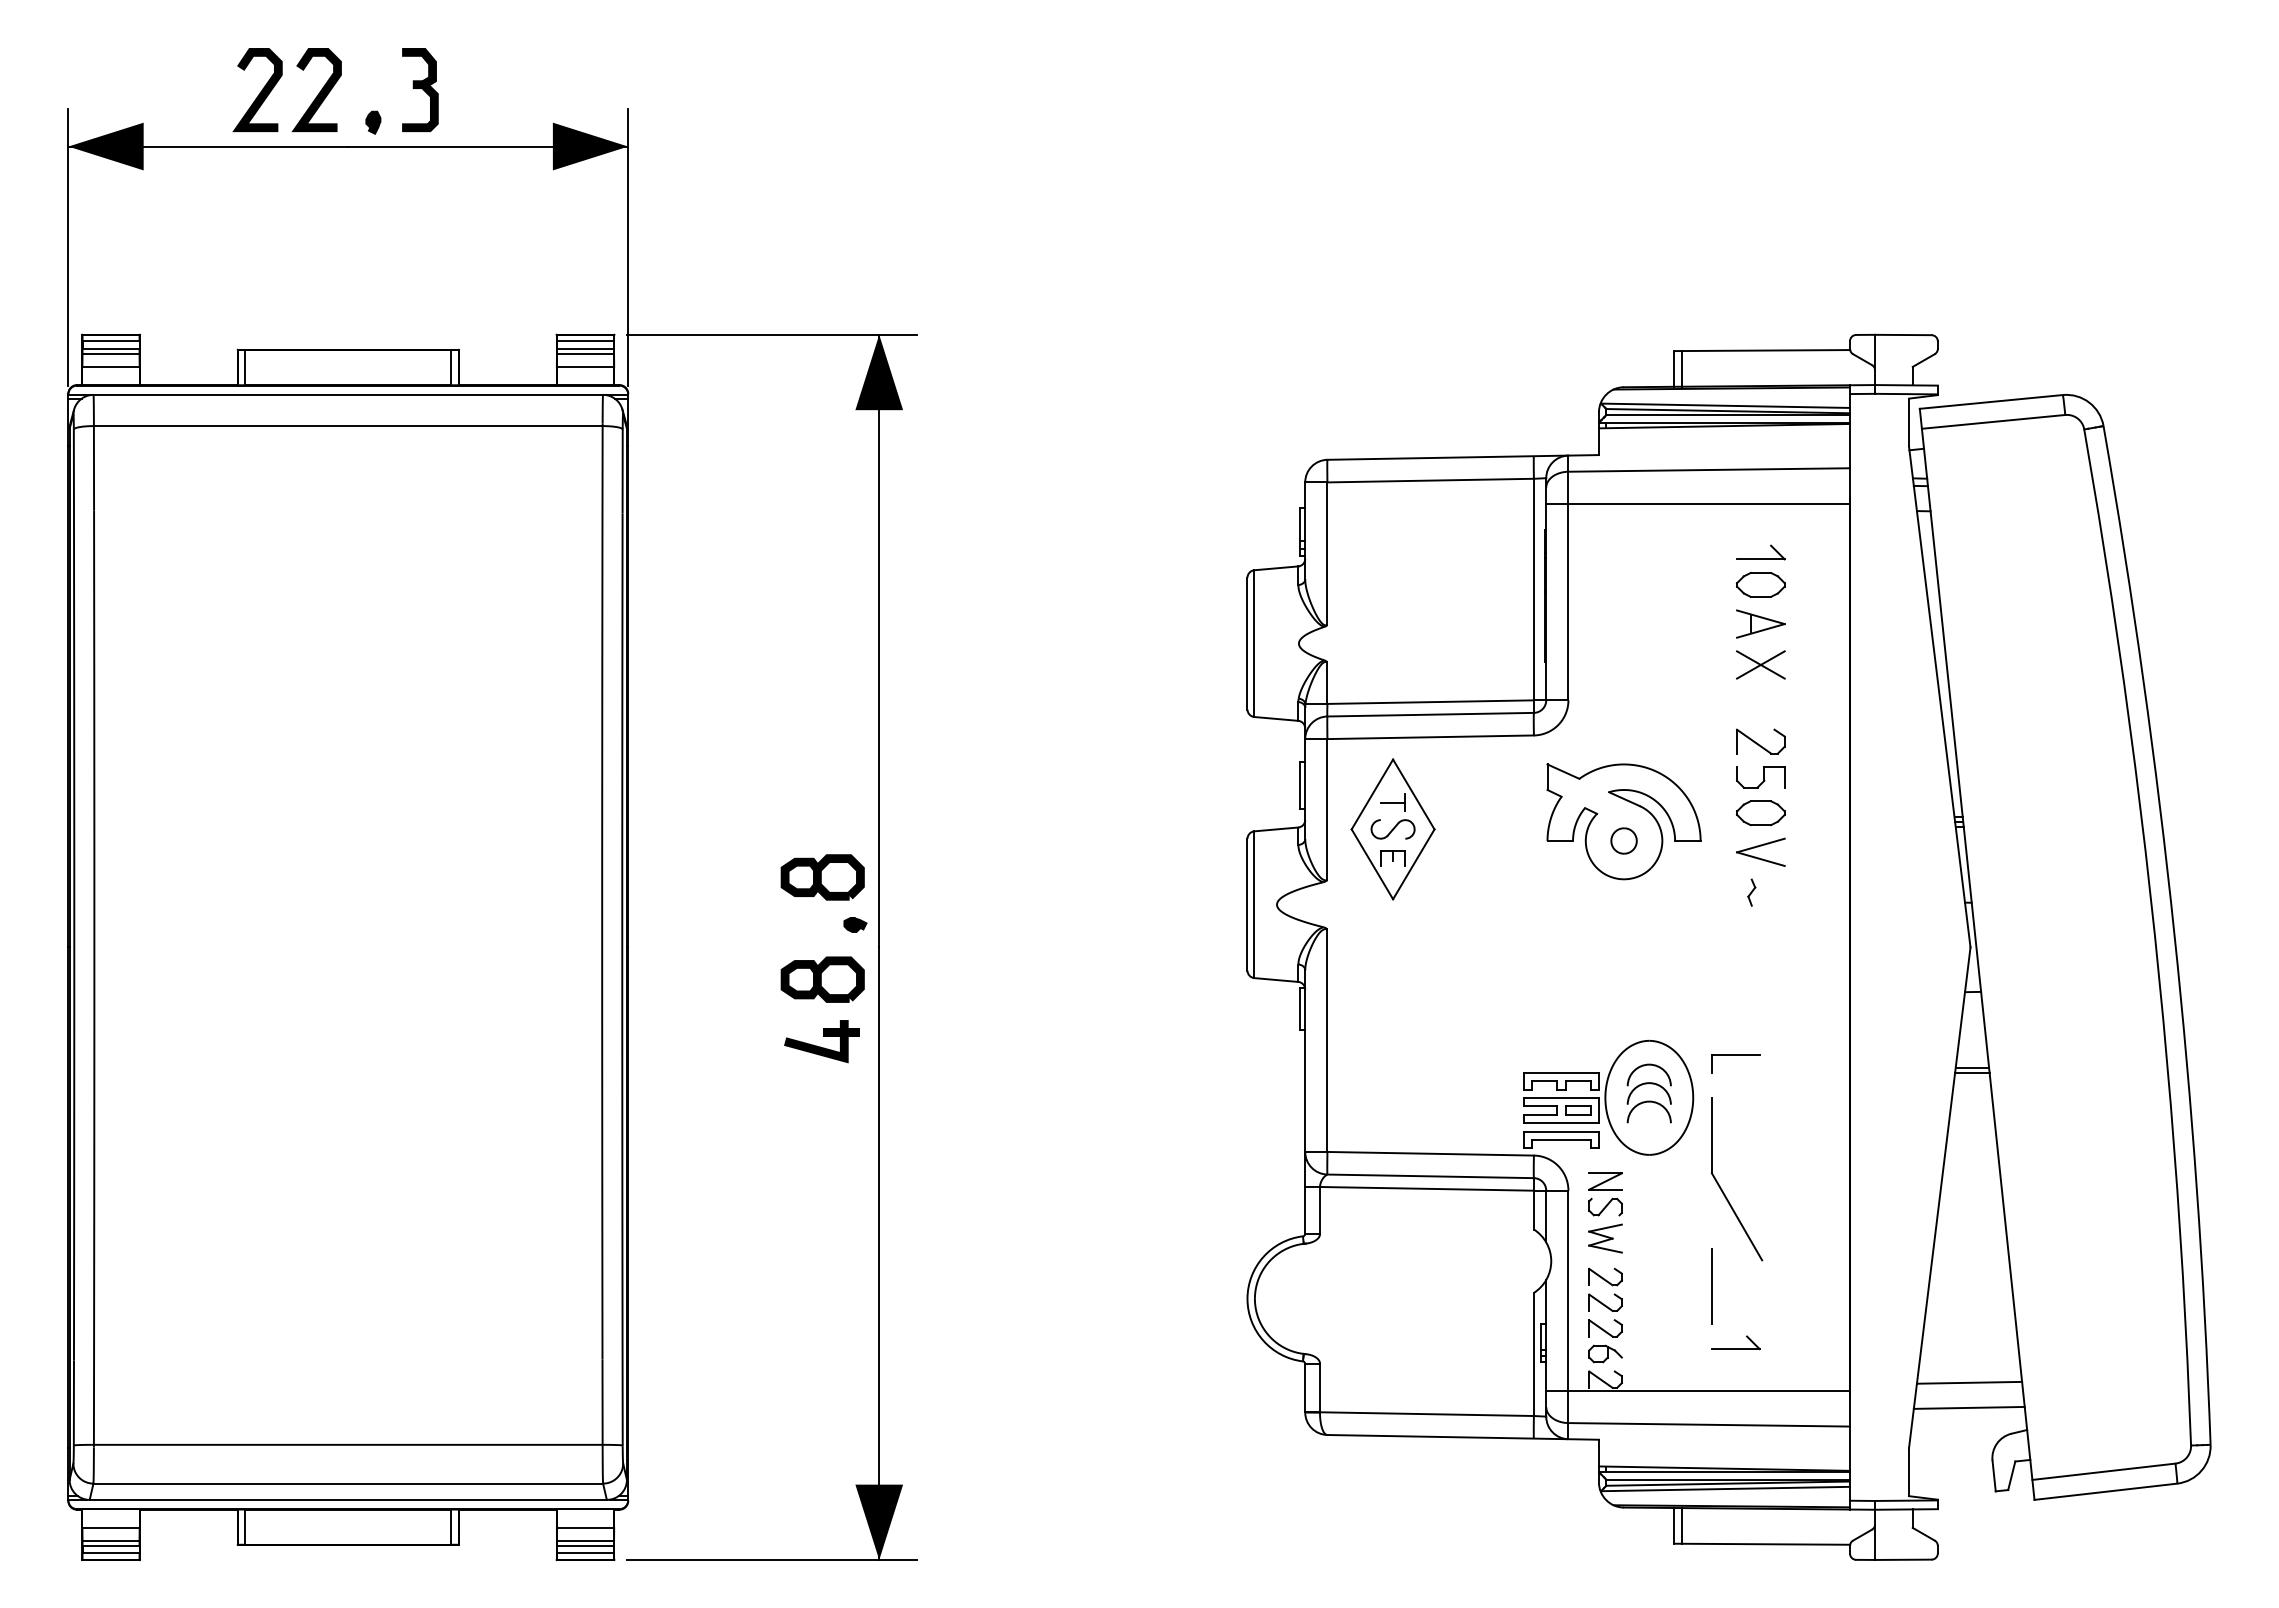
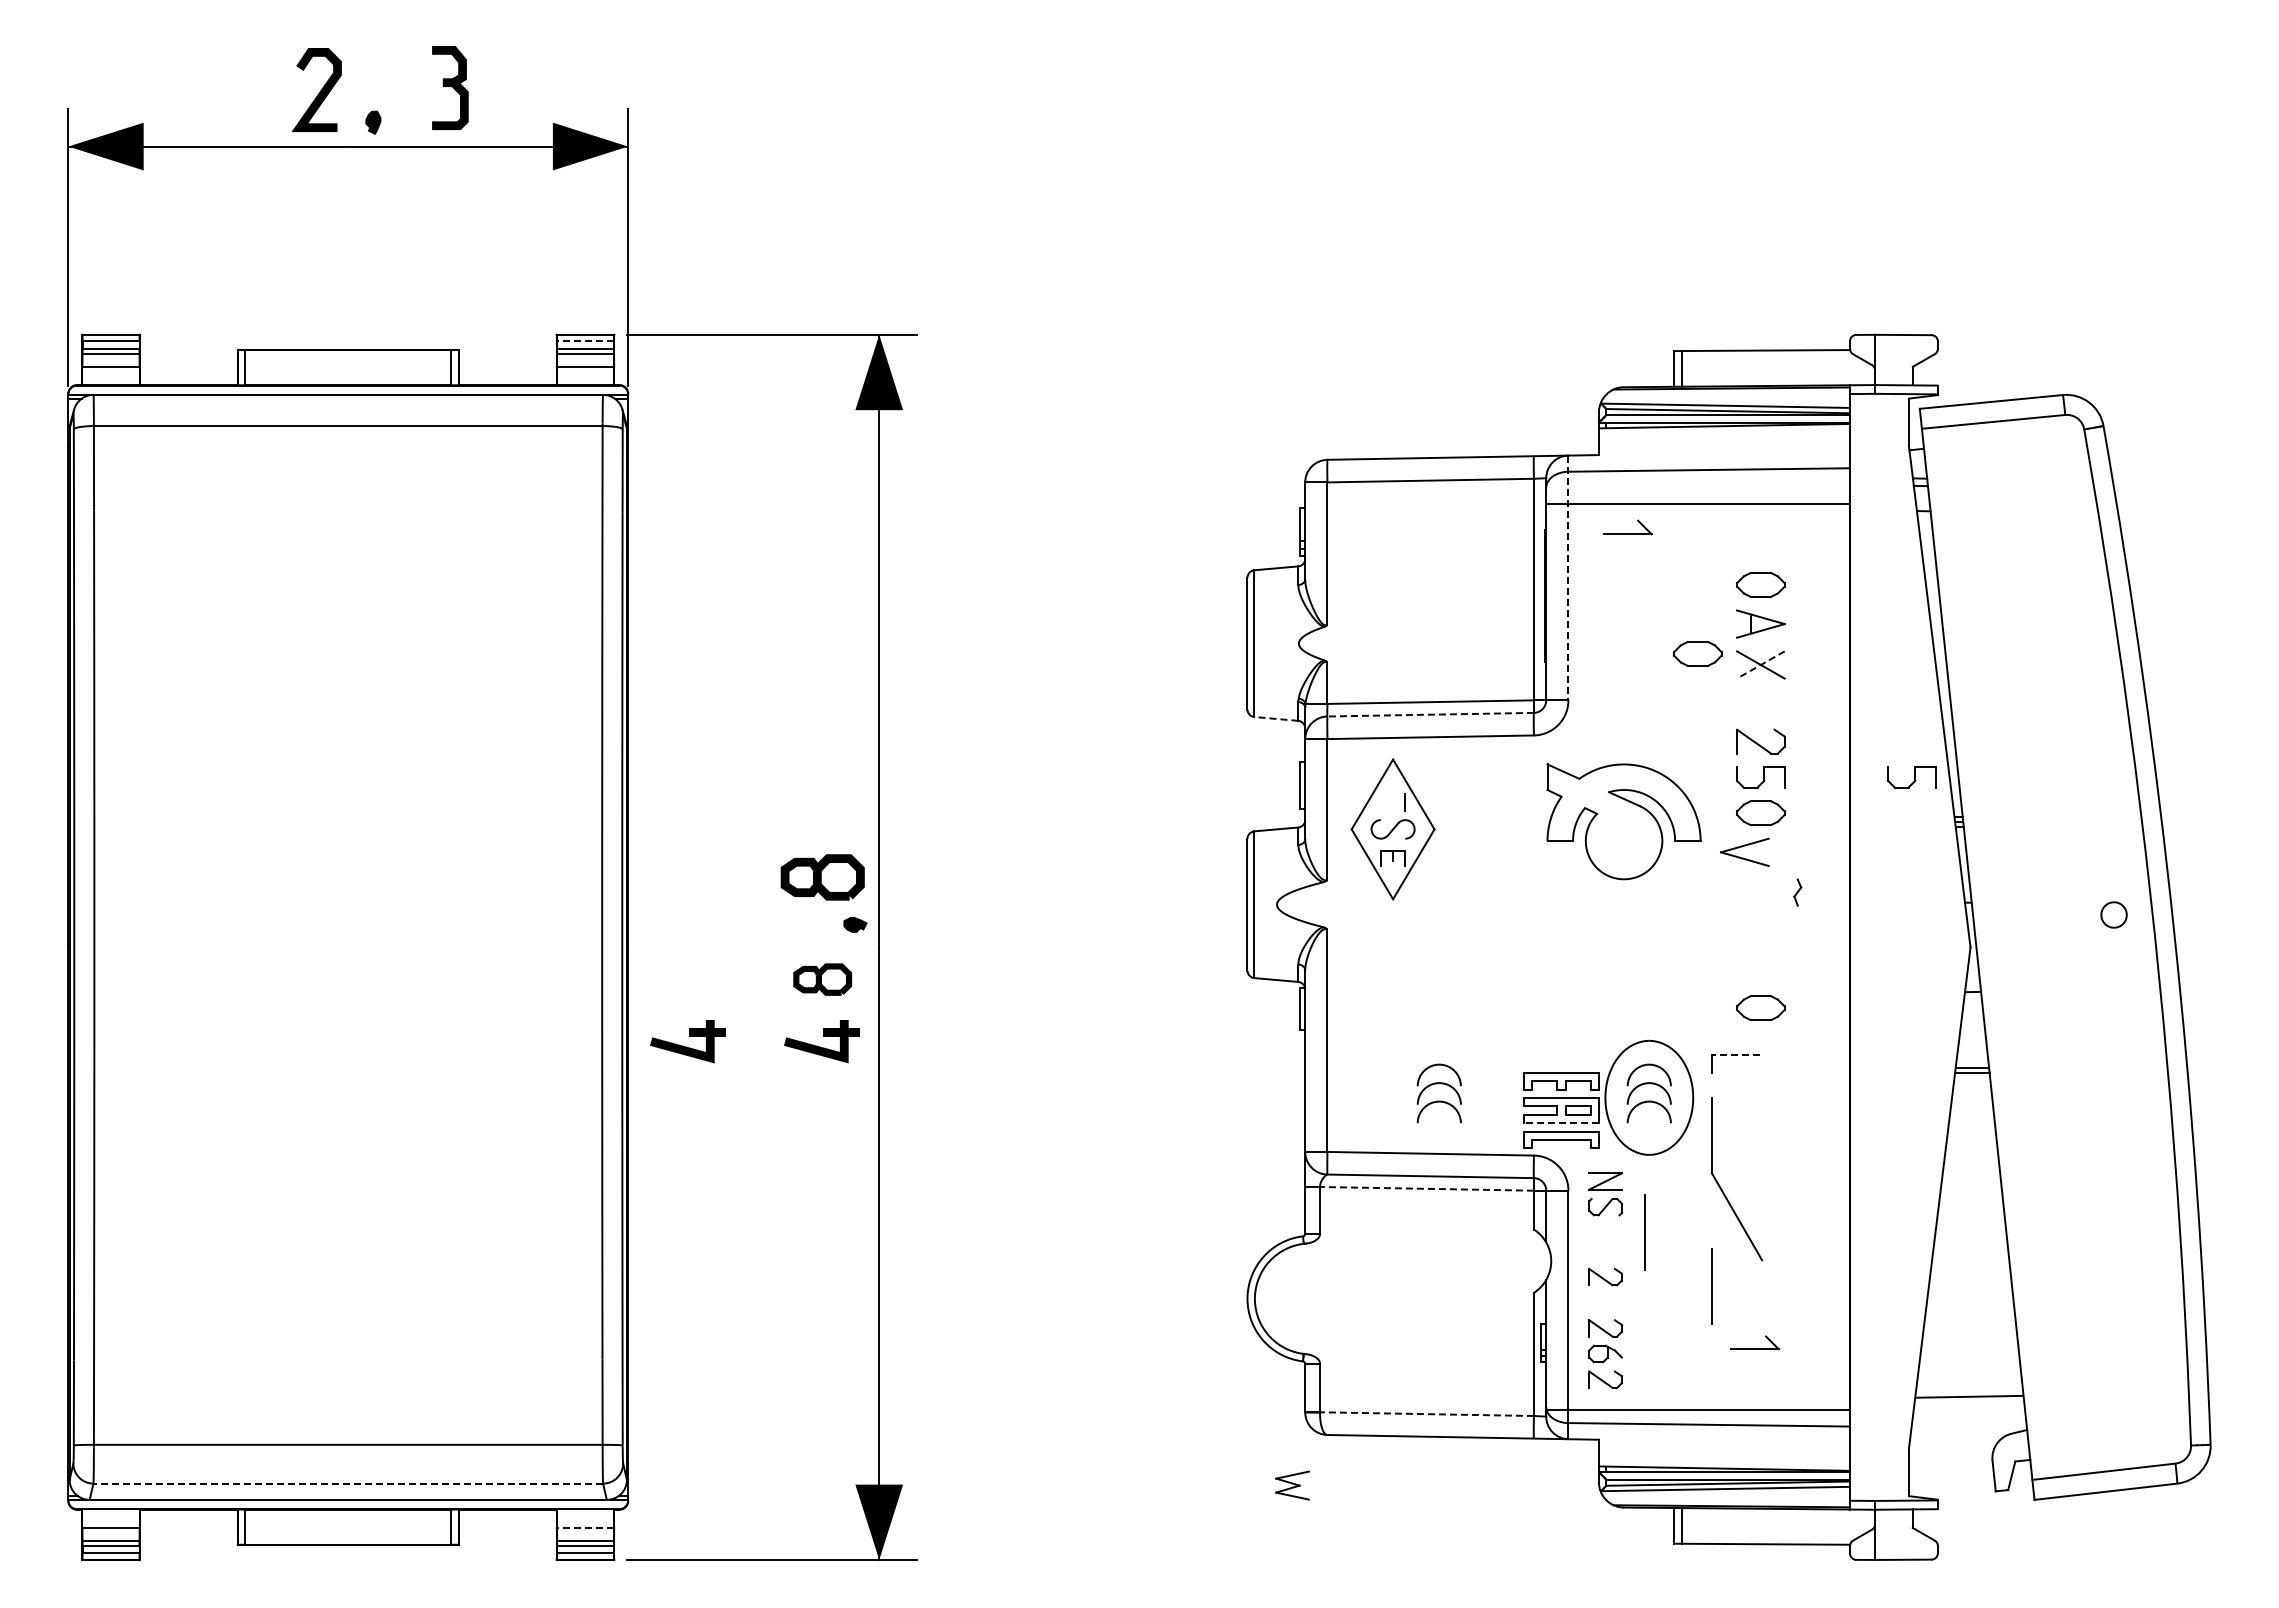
part position: (420, 90) -> (450, 88) (450, 88)
curve: present -> none (260, 91)
line: solid -> dashed (585, 341)
part position: (1760, 552) -> (1627, 527) (1627, 527)
line: solid -> dashed (1568, 578)
part: none -> present (1697, 653)
line: solid -> dashed (1760, 665)
line: solid -> dashed (1430, 714)
line: solid -> dashed (1275, 718)
part: none -> present (1911, 777)
line: present -> none (1392, 802)
part position: (1623, 840) -> (2113, 914) (2113, 914)
part position: (1760, 851) -> (1744, 851) (1744, 851)
part position: (1751, 892) -> (1797, 892) (1797, 892)
part size: 85x47 px -> 60x33 px (822, 979)
part: none -> present (1760, 1008)
part: none -> present (687, 1041)
line: solid -> dashed (1735, 1055)
part: none -> present (1438, 1100)
line: solid -> dashed (1561, 1123)
line: solid -> dashed (1426, 1188)
line: none -> present (1644, 1232)
part position: (1605, 1238) -> (1292, 1485) (1292, 1485)
part: present -> none (1605, 1302)
part position: (1735, 1342) -> (1754, 1342) (1754, 1342)
line position: (1969, 1382) -> (1969, 1396) (1969, 1396)
line position: (1698, 1391) -> (1698, 1410) (1698, 1410)
line: present -> none (1968, 1407)
line: solid -> dashed (1426, 1414)
line: solid -> dashed (348, 1483)
line: solid -> dashed (585, 1527)
